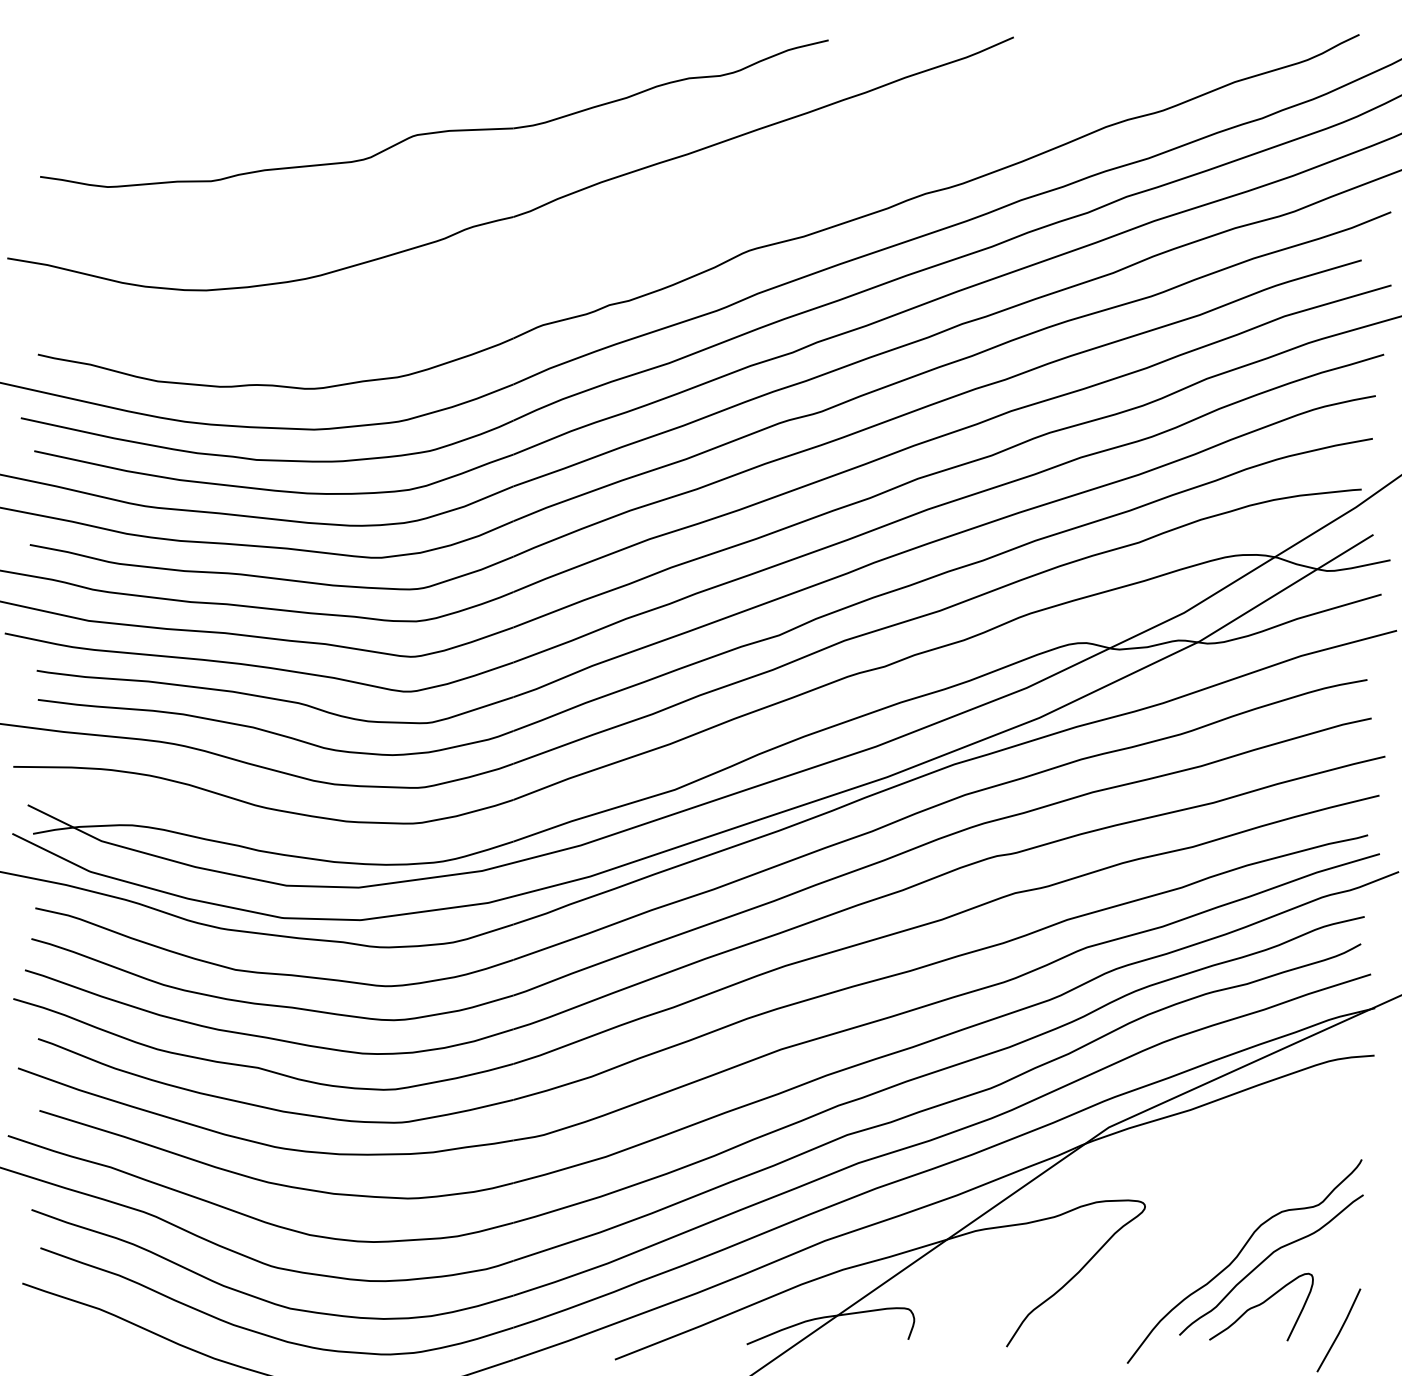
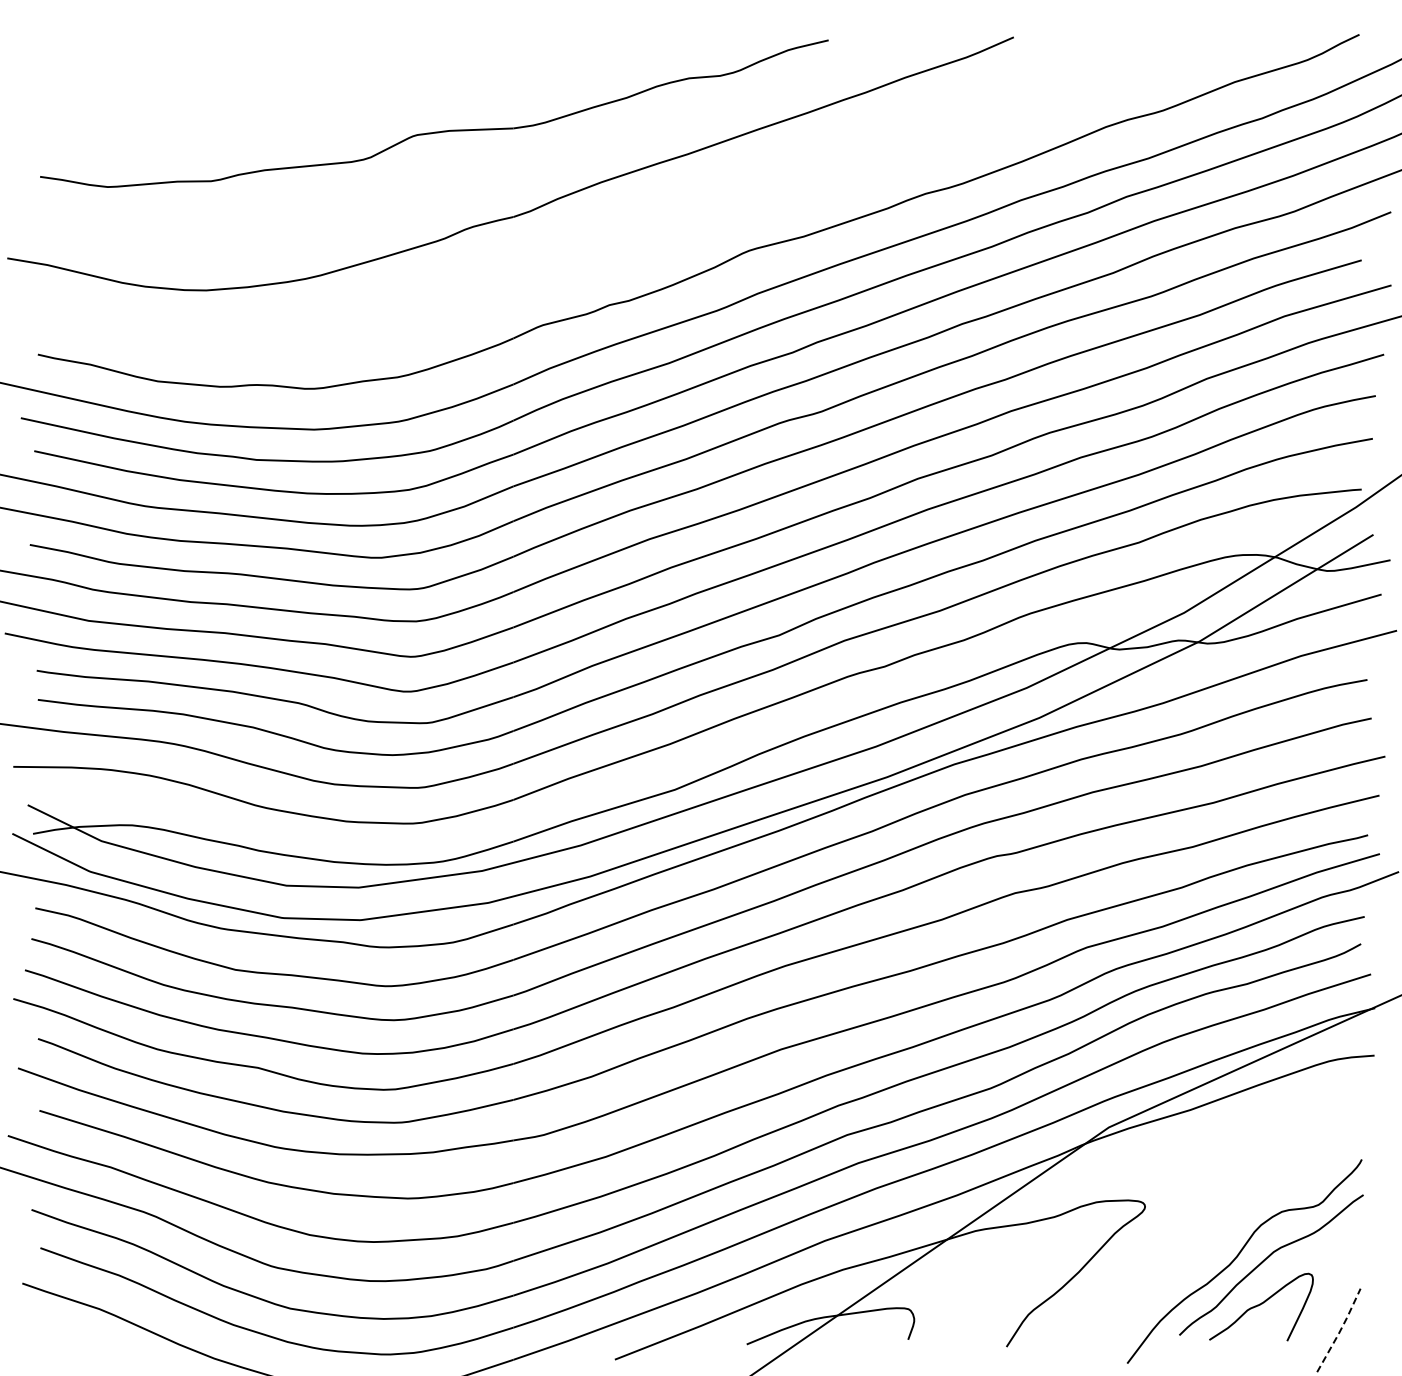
line: solid -> dashed (1340, 1330)
